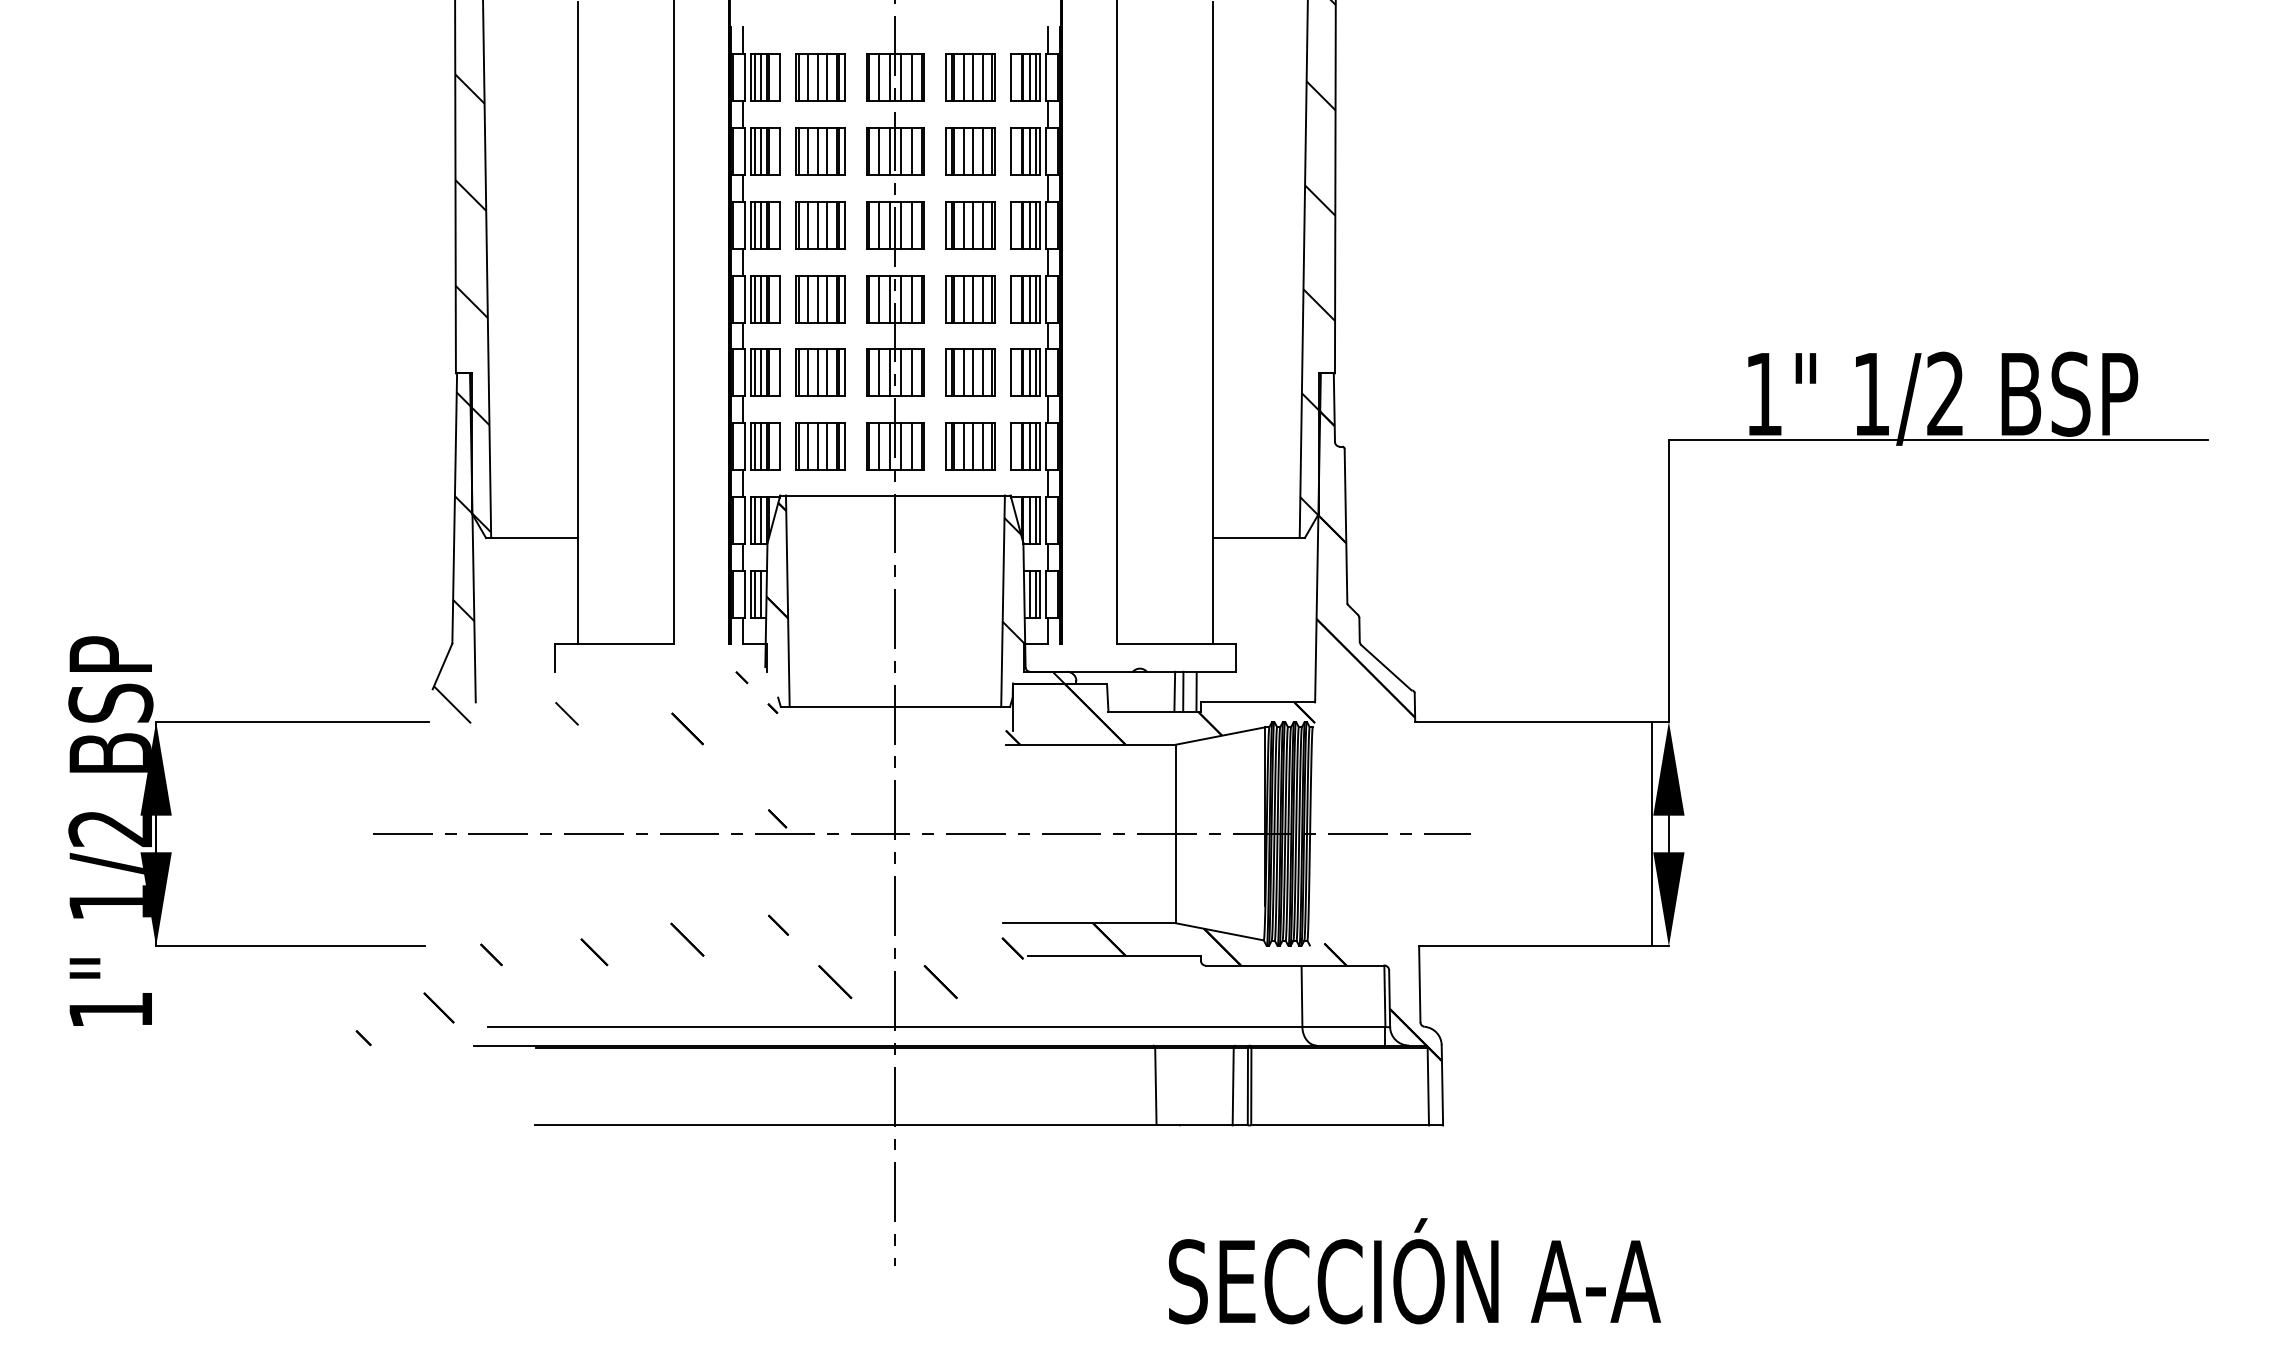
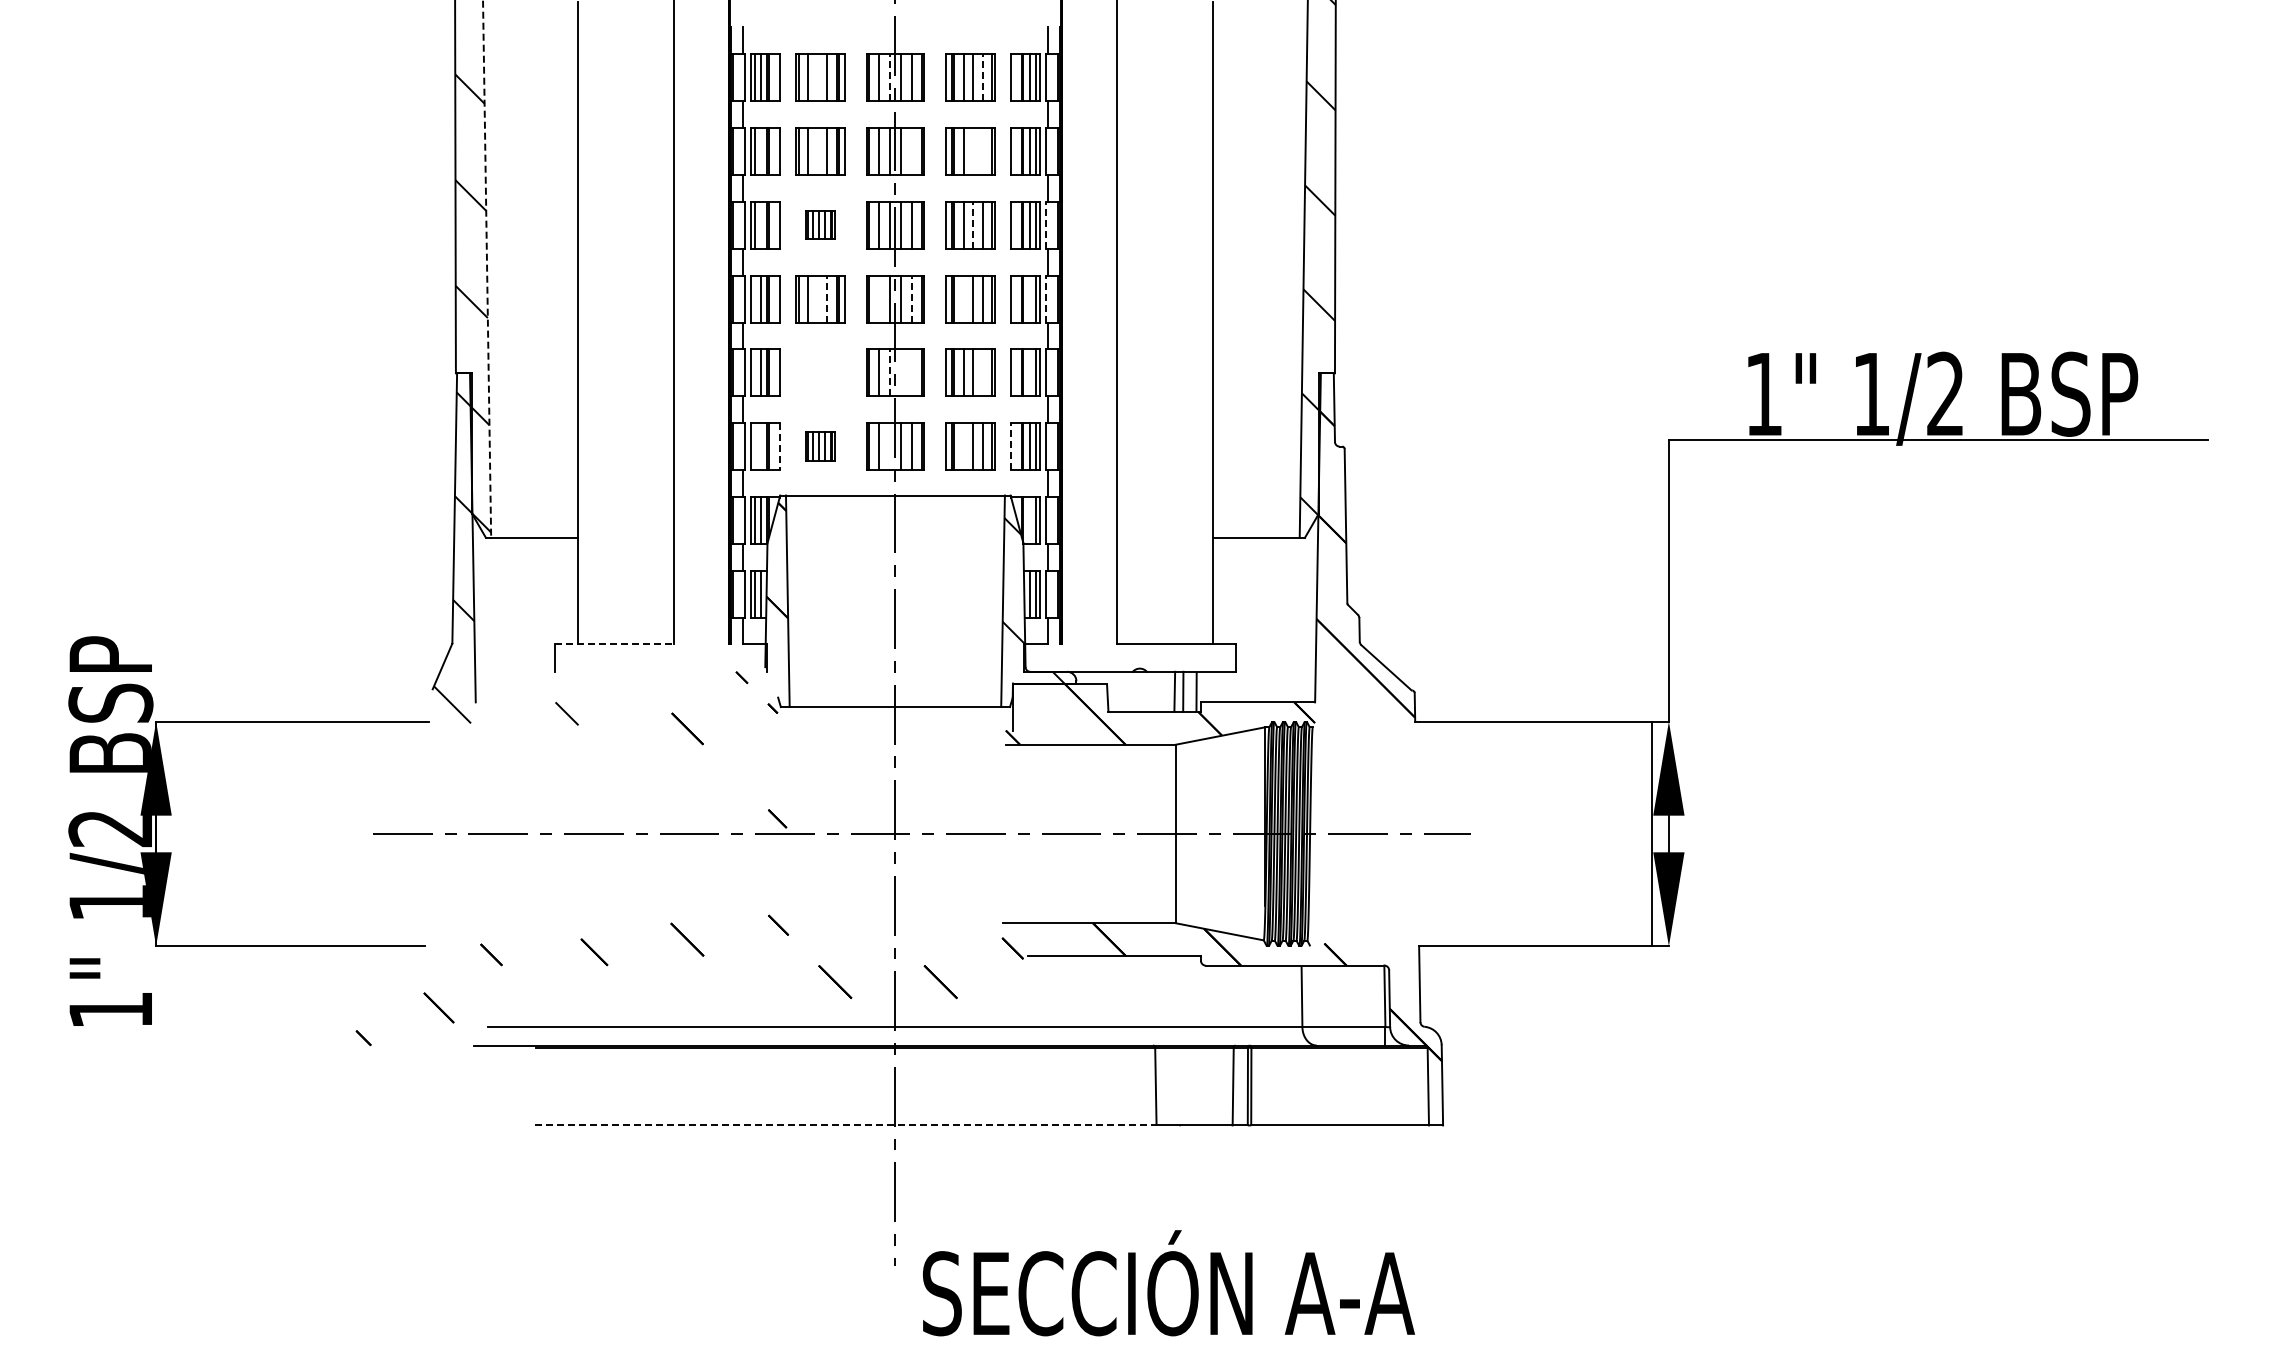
line: present -> none (817, 77)
line: solid -> dashed (890, 77)
line: solid -> dashed (982, 77)
line: present -> none (760, 150)
line: present -> none (817, 150)
line: present -> none (911, 150)
line: present -> none (973, 150)
line: present -> none (982, 150)
line: present -> none (760, 224)
part size: 51x49 px -> 31x30 px (820, 224)
line: solid -> dashed (973, 225)
line: solid -> dashed (1045, 225)
line: solid -> dashed (487, 269)
line: present -> none (754, 298)
line: present -> none (817, 298)
line: present -> none (879, 298)
line: present -> none (963, 298)
line: present -> none (1030, 298)
line: solid -> dashed (827, 299)
line: solid -> dashed (911, 299)
line: solid -> dashed (1045, 299)
line: present -> none (754, 372)
part: present -> none (820, 372)
line: solid -> dashed (890, 372)
line: present -> none (900, 372)
line: present -> none (911, 372)
line: present -> none (982, 372)
line: present -> none (1030, 372)
line: present -> none (754, 446)
line: present -> none (760, 446)
line: solid -> dashed (779, 446)
part size: 51x49 px -> 31x31 px (820, 446)
line: present -> none (890, 446)
line: present -> none (963, 446)
line: solid -> dashed (1011, 446)
line: present -> none (1030, 519)
line: solid -> dashed (614, 643)
line: solid -> dashed (845, 1125)
text position: (1414, 1271) -> (1168, 1283) (1168, 1283)
